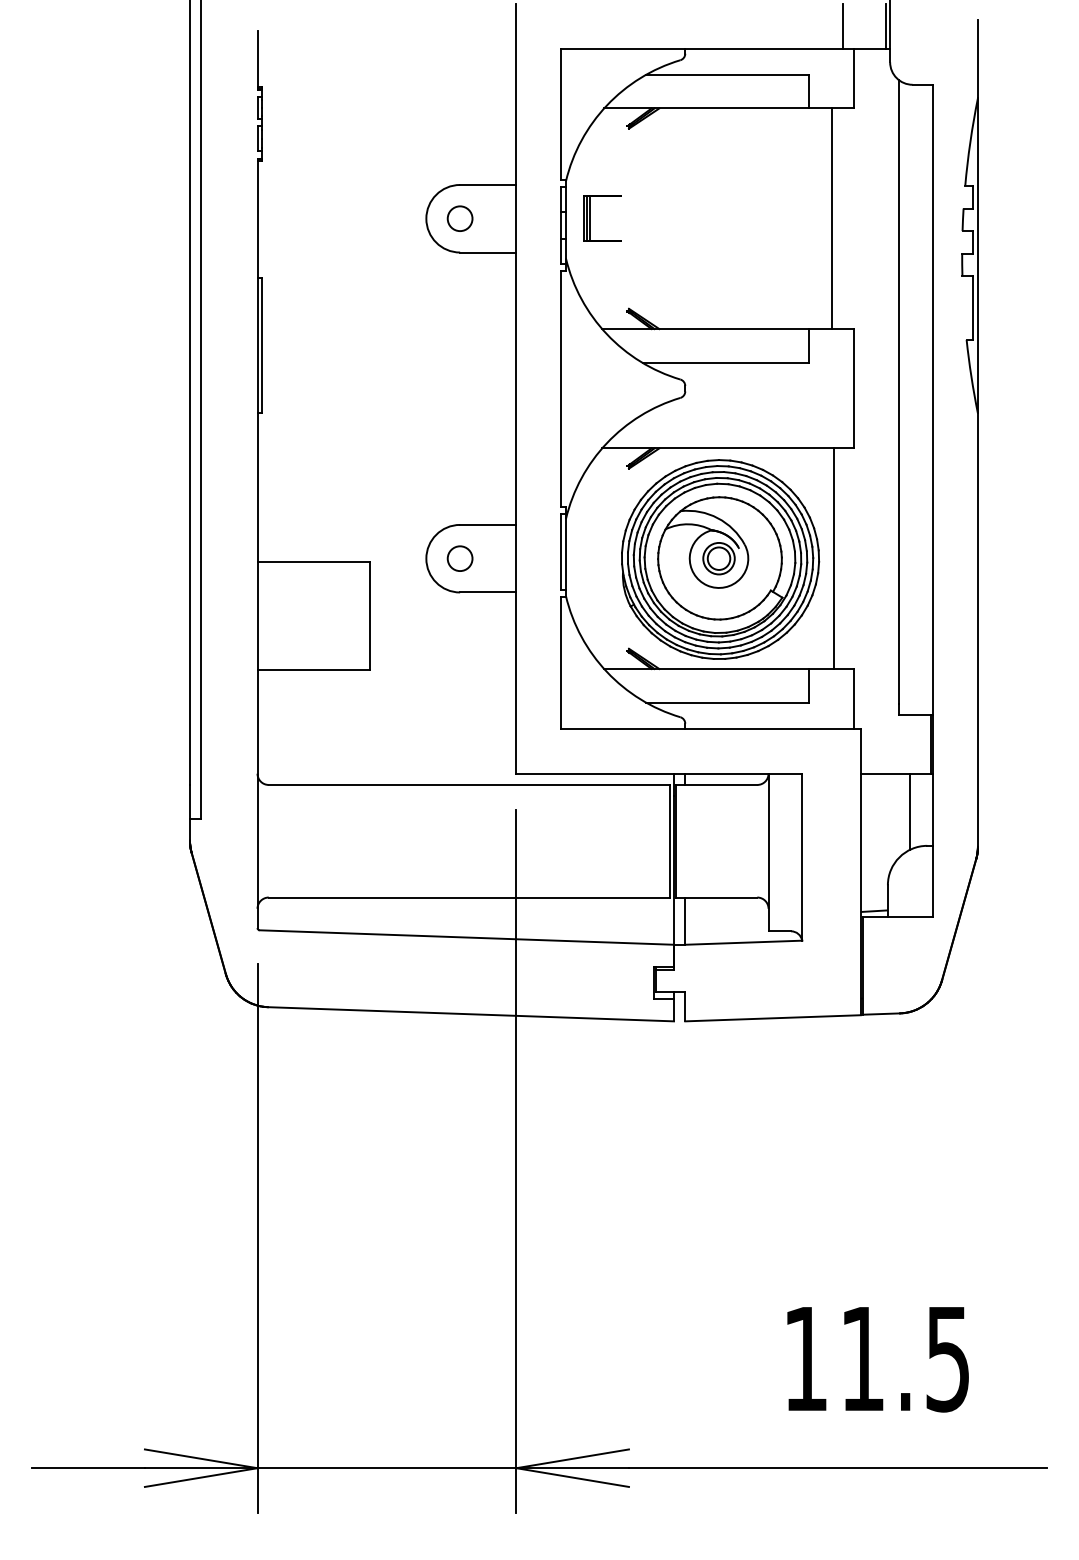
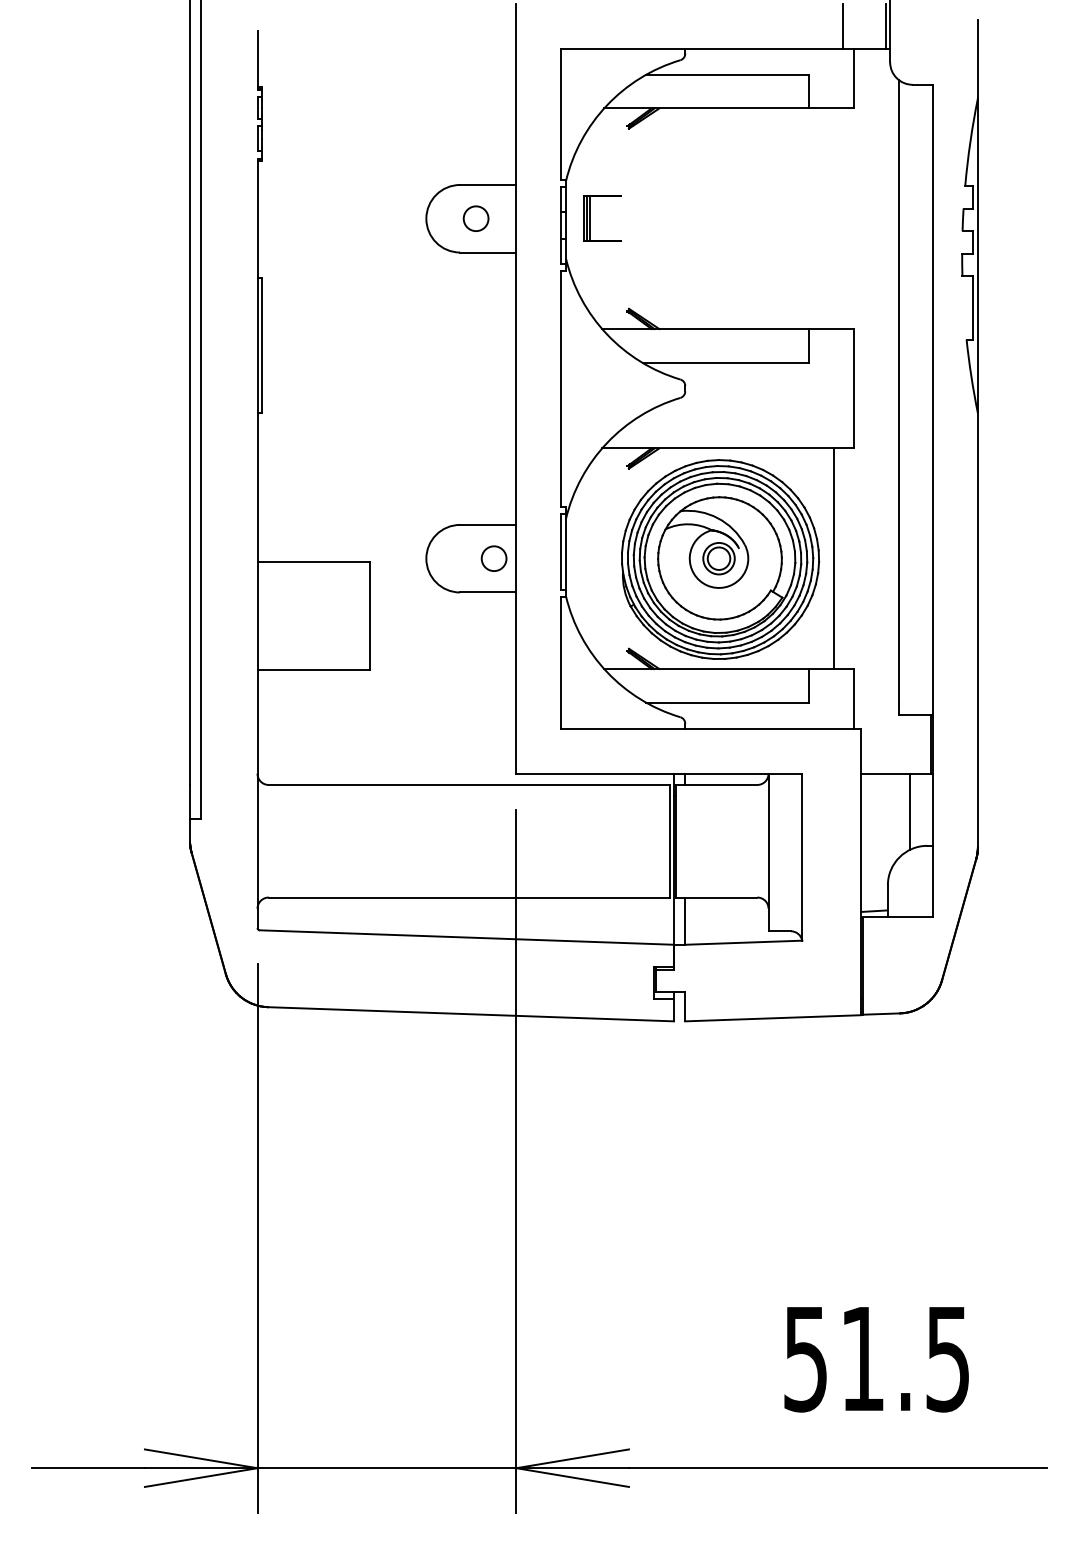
circle position: (459, 218) -> (475, 218) (475, 218)
line: present -> none (831, 218)
circle position: (459, 558) -> (493, 558) (493, 558)
text: 11.5 -> 51.5 (805, 1359)
